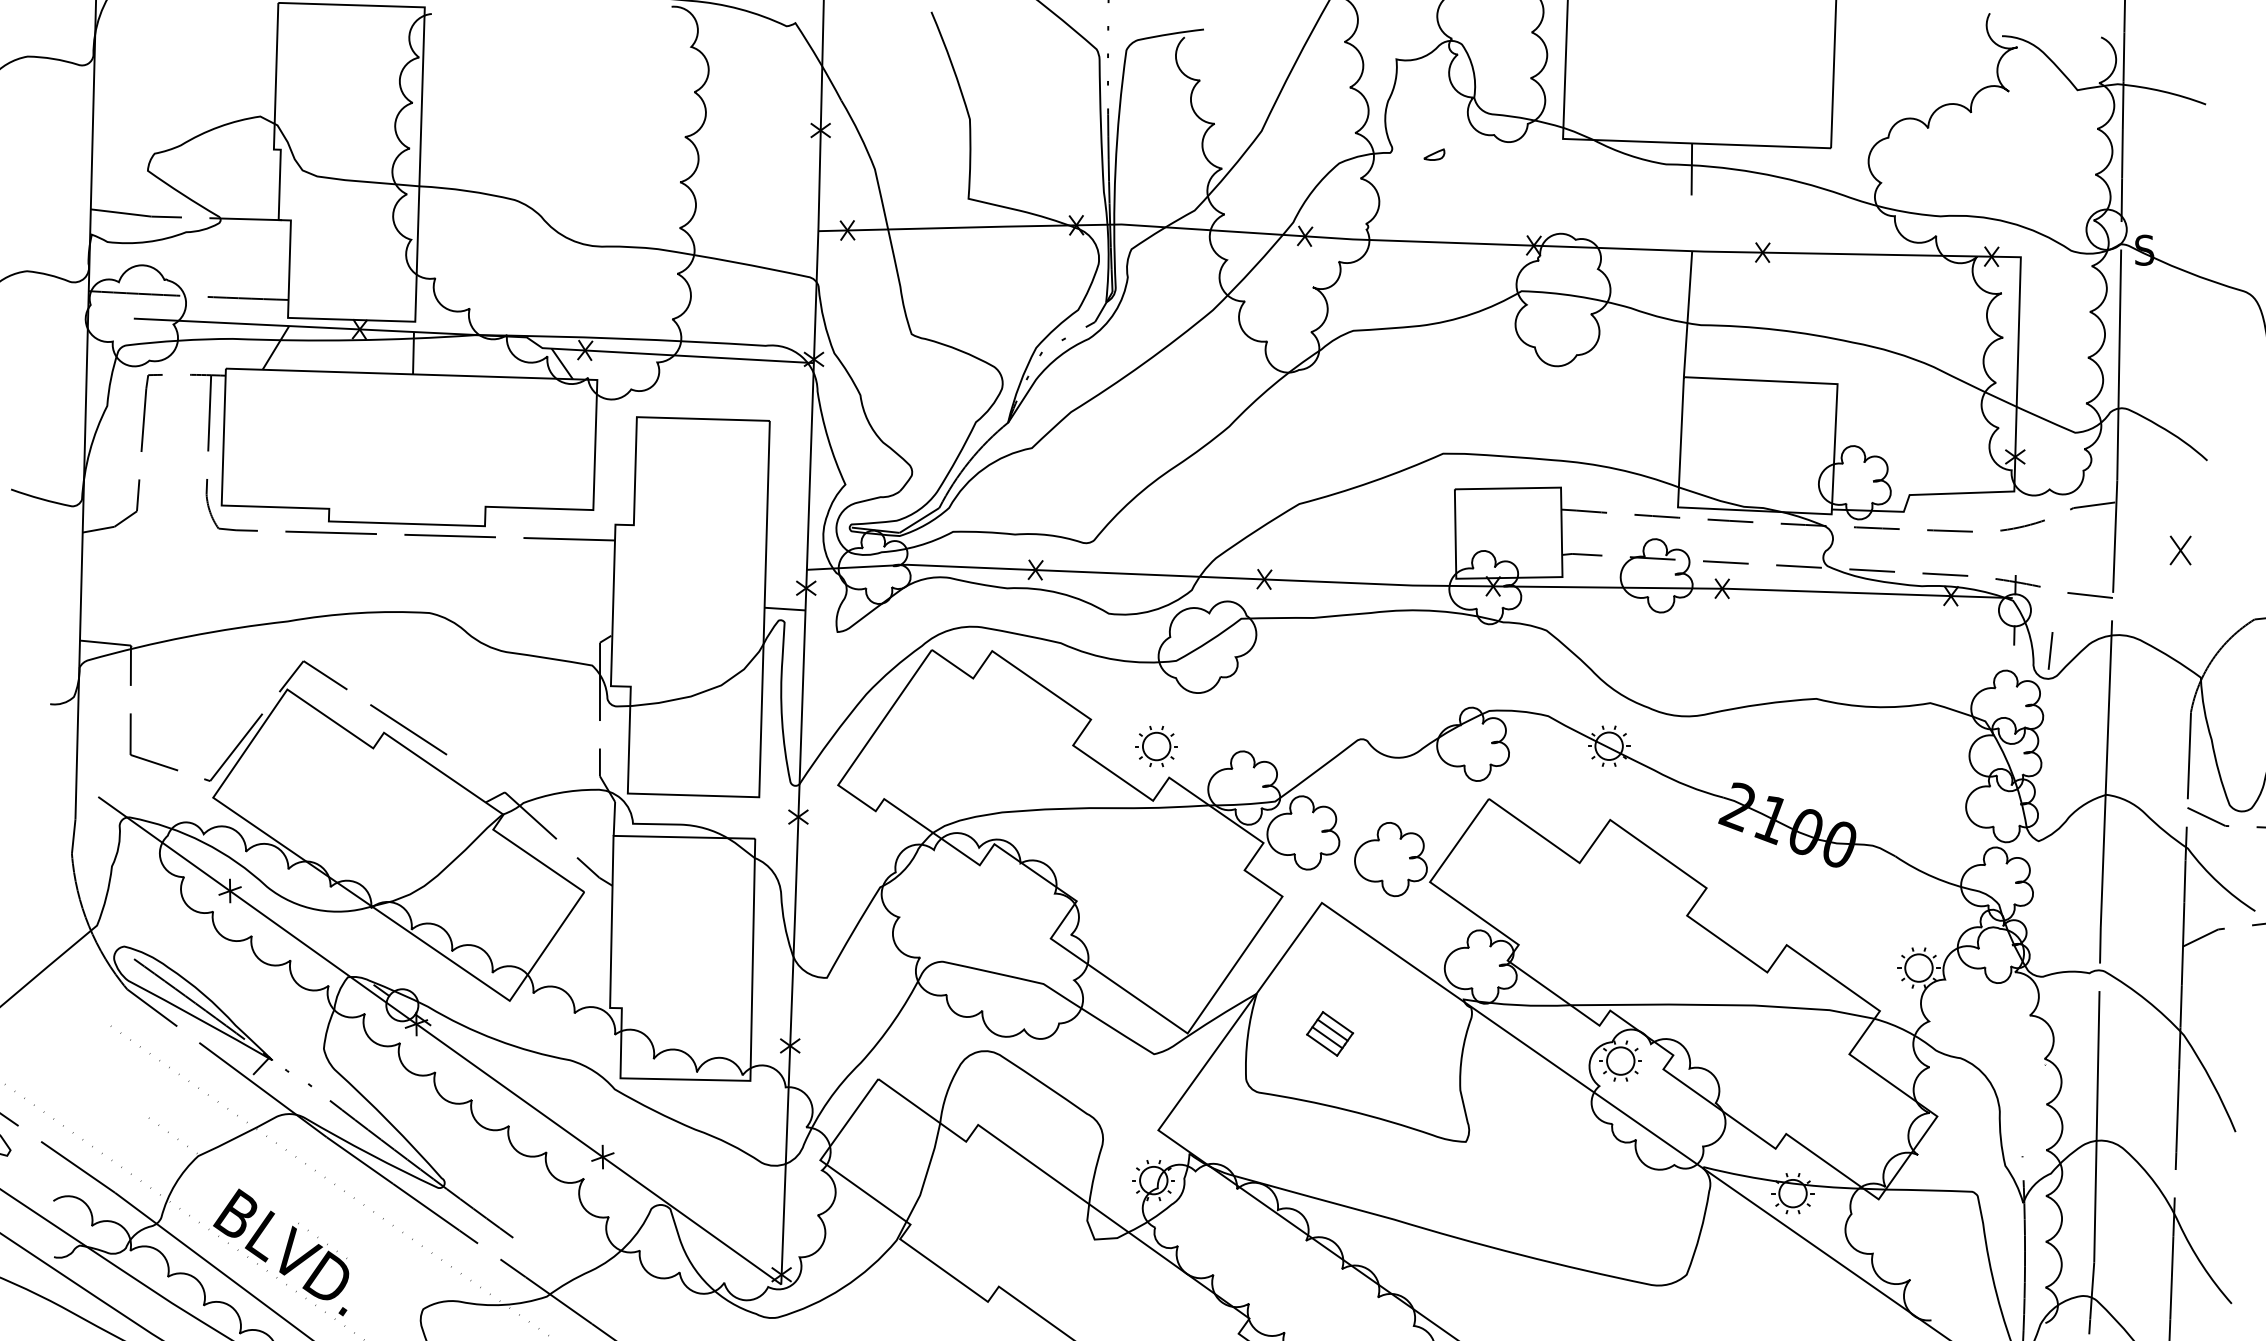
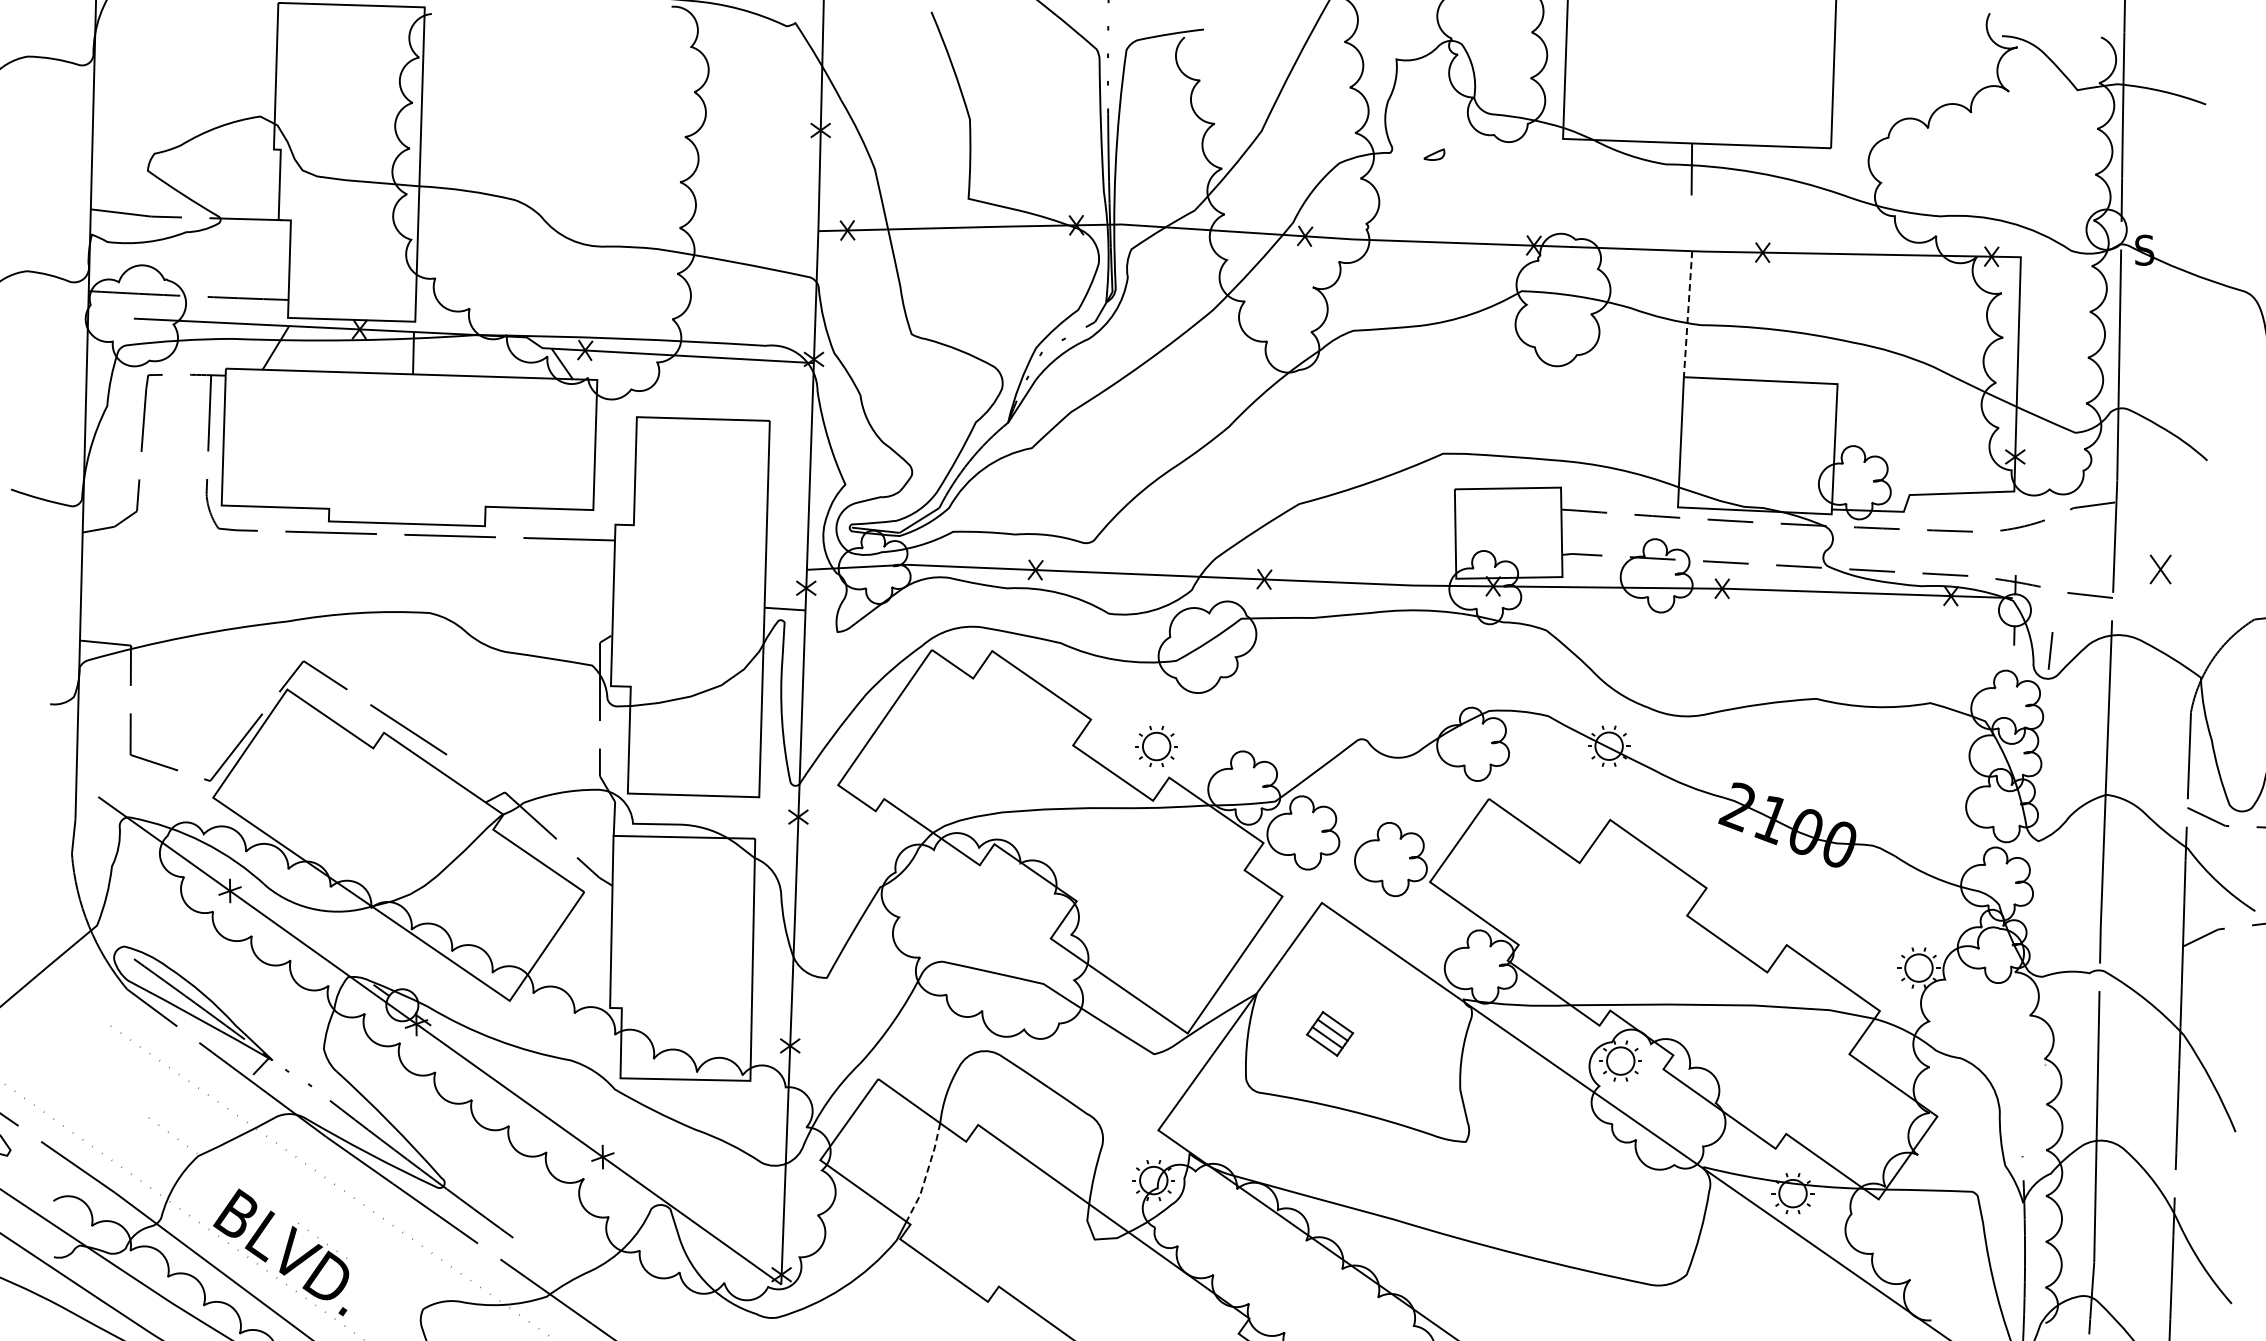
line: solid -> dashed (1688, 314)
part position: (2180, 550) -> (2160, 569) (2160, 569)
line: solid -> dashed (926, 1173)
